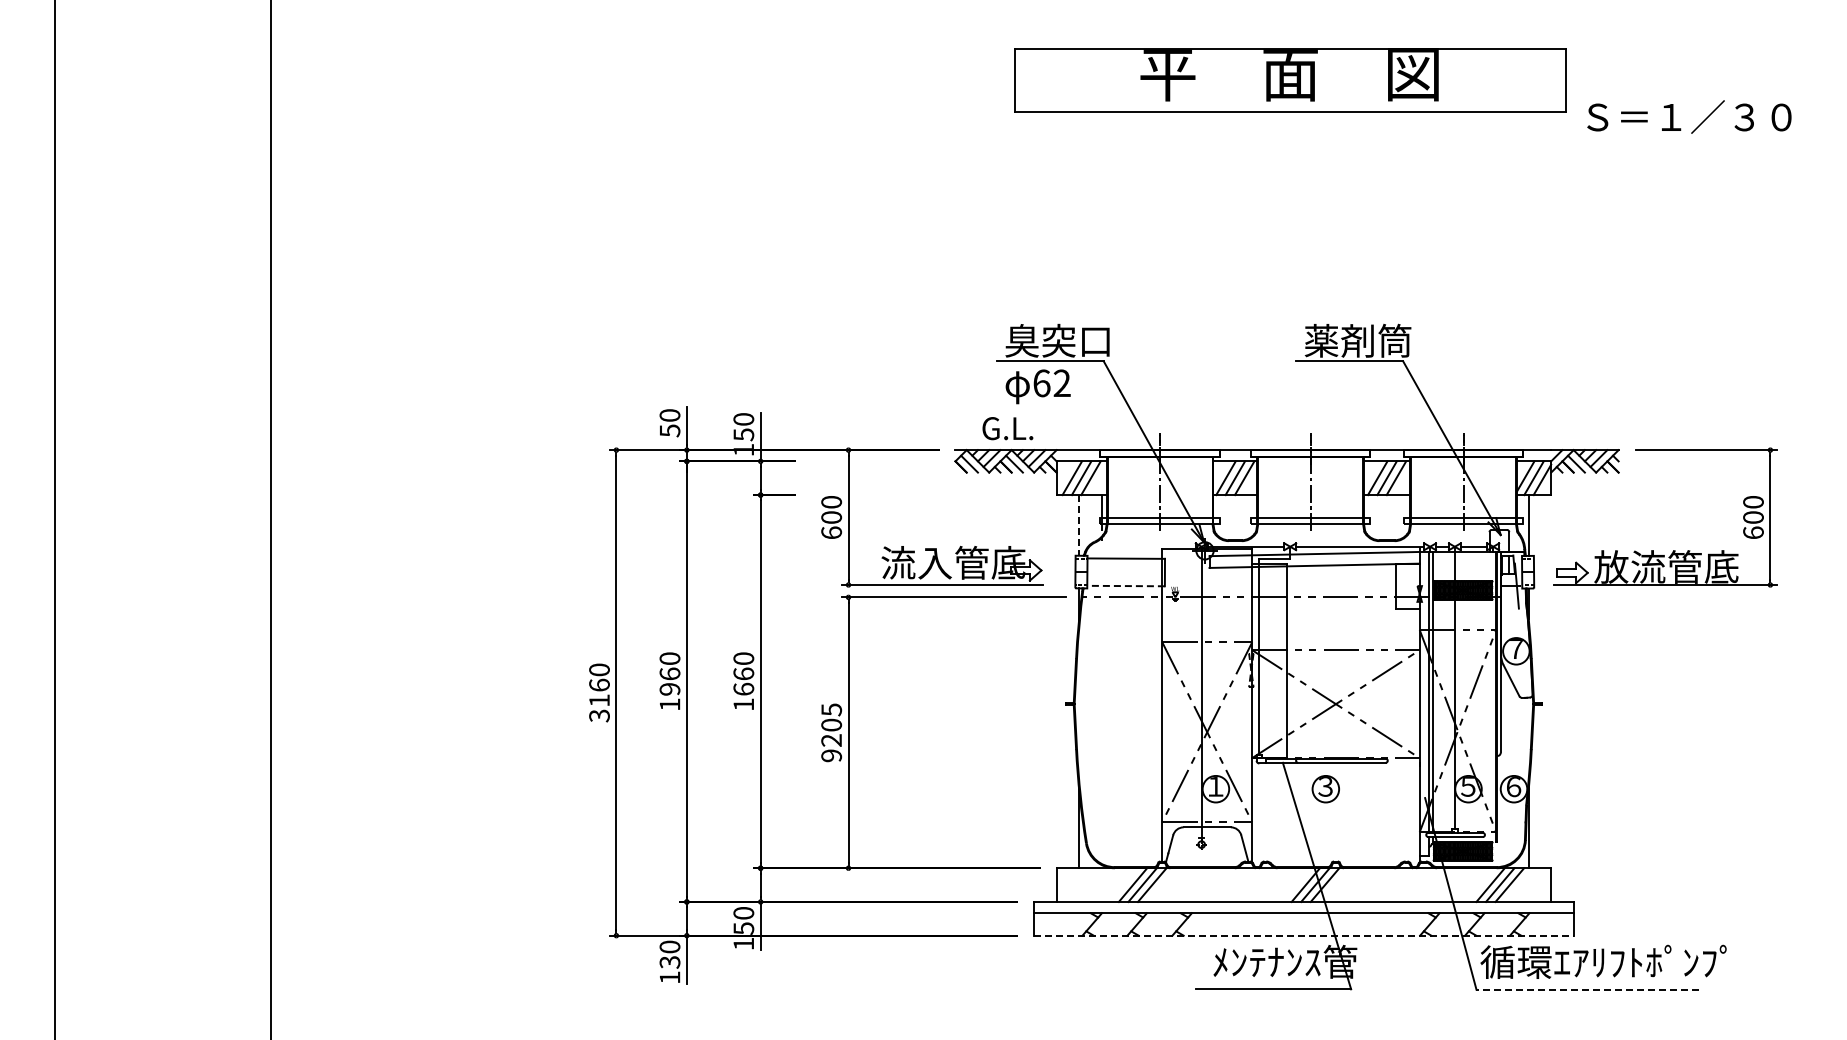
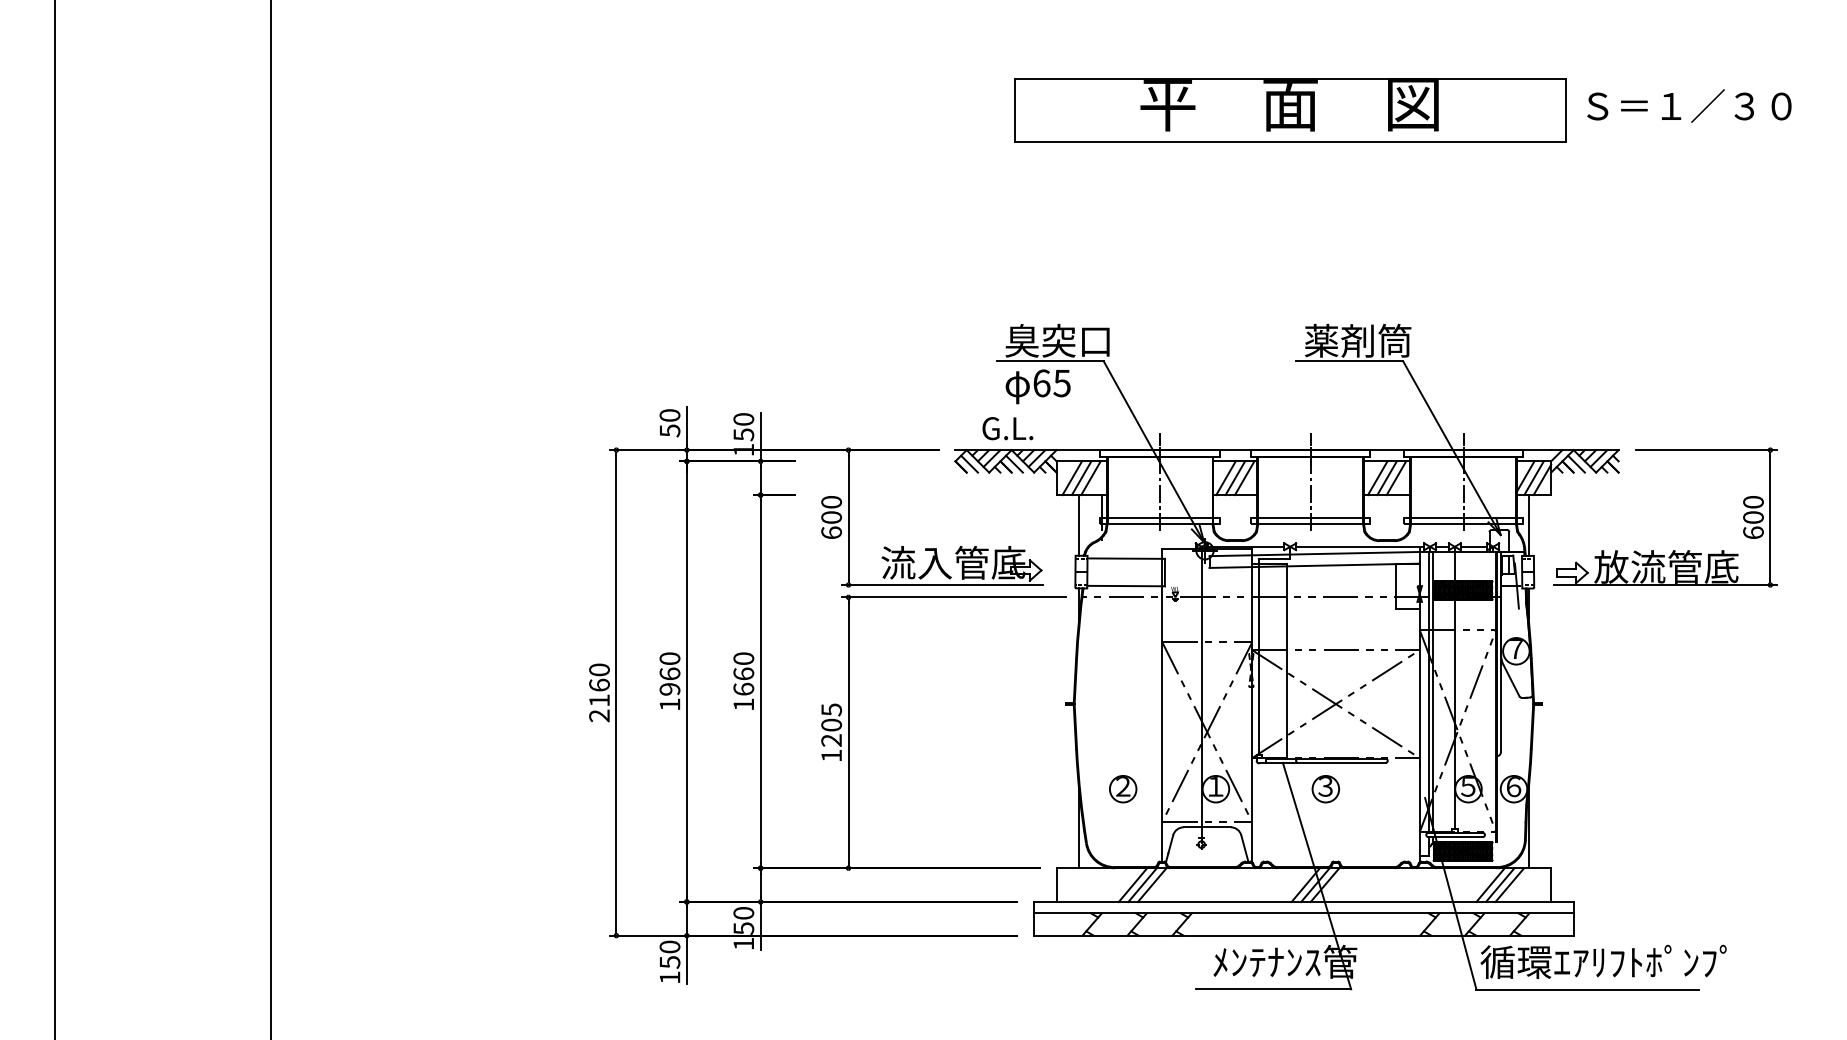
part position: (1290, 80) -> (1290, 110) (1290, 110)
text position: (1689, 116) -> (1689, 105) (1689, 105)
text: 62 -> 65 (1061, 383)
line: dashed -> solid (1079, 525)
line: dashed -> solid (1126, 586)
text: 3160 -> 2160 (599, 715)
text: 9205 -> 1205 (831, 755)
part: none -> present (1123, 789)
line: dashed -> solid (1303, 935)
text: 130 -> 150 (669, 962)
line: dashed -> solid (1587, 989)
